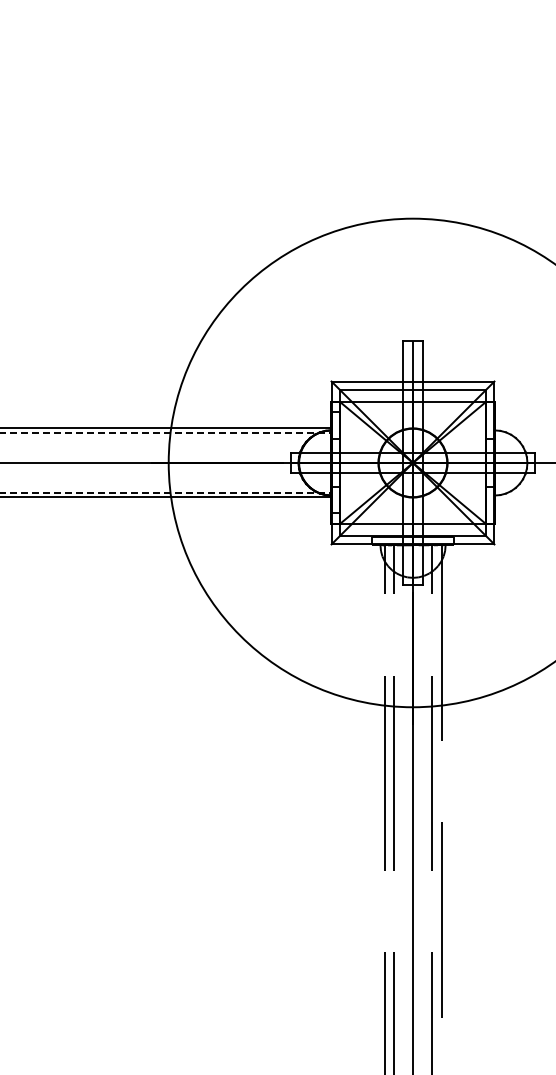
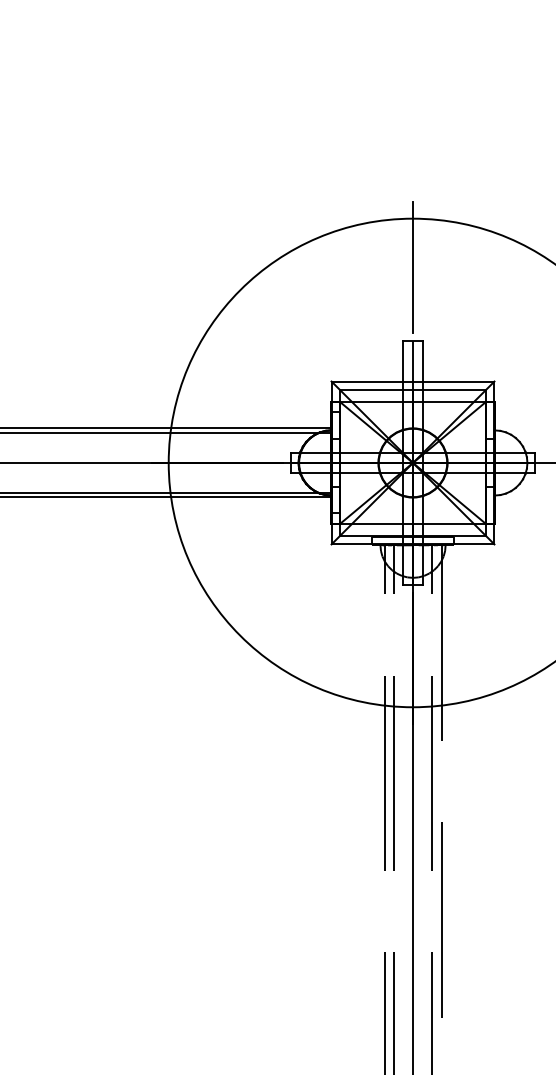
line: none -> present (413, 267)
line: dashed -> solid (166, 432)
line: dashed -> solid (166, 492)
